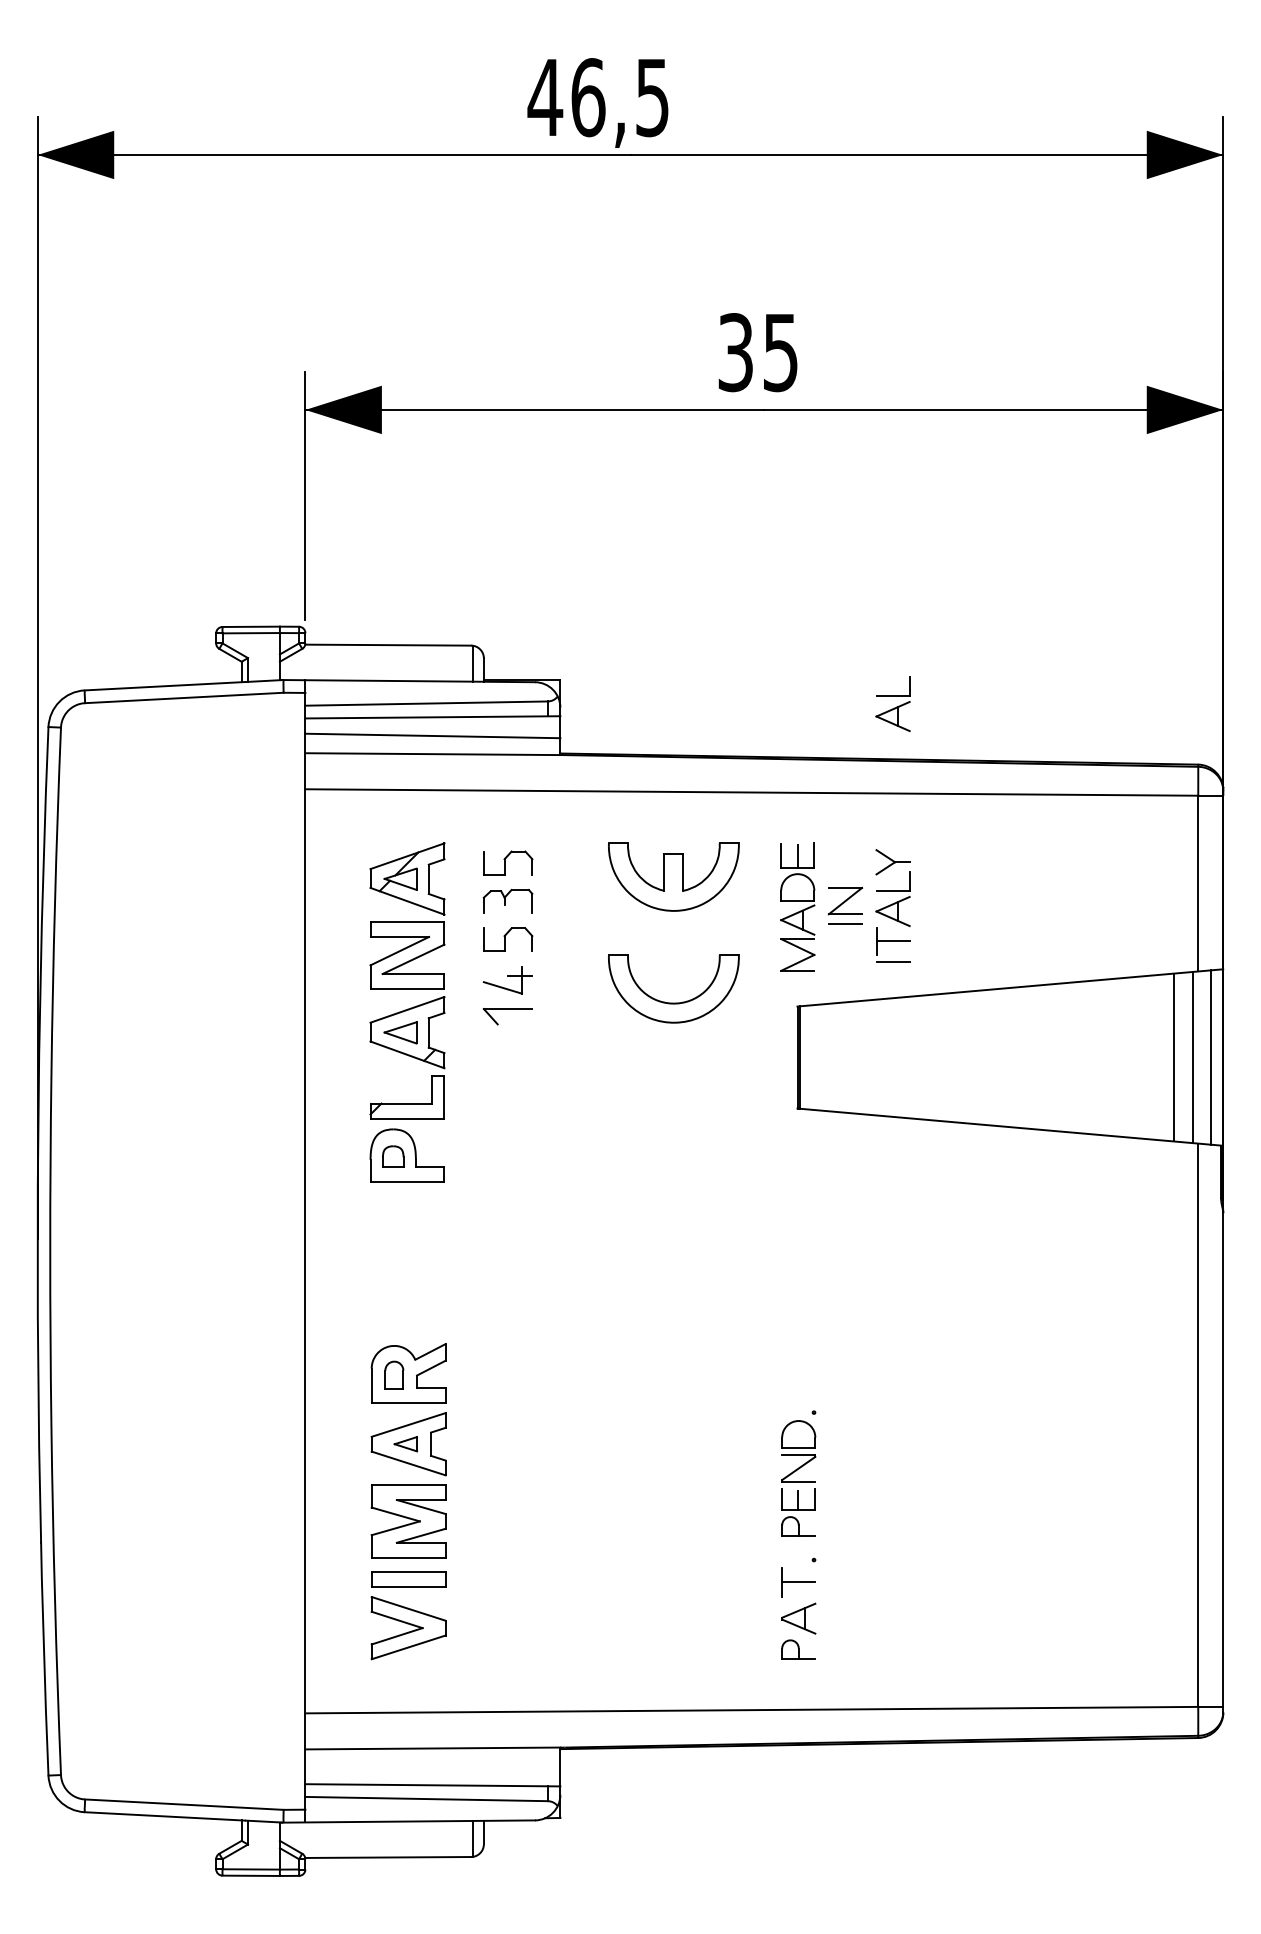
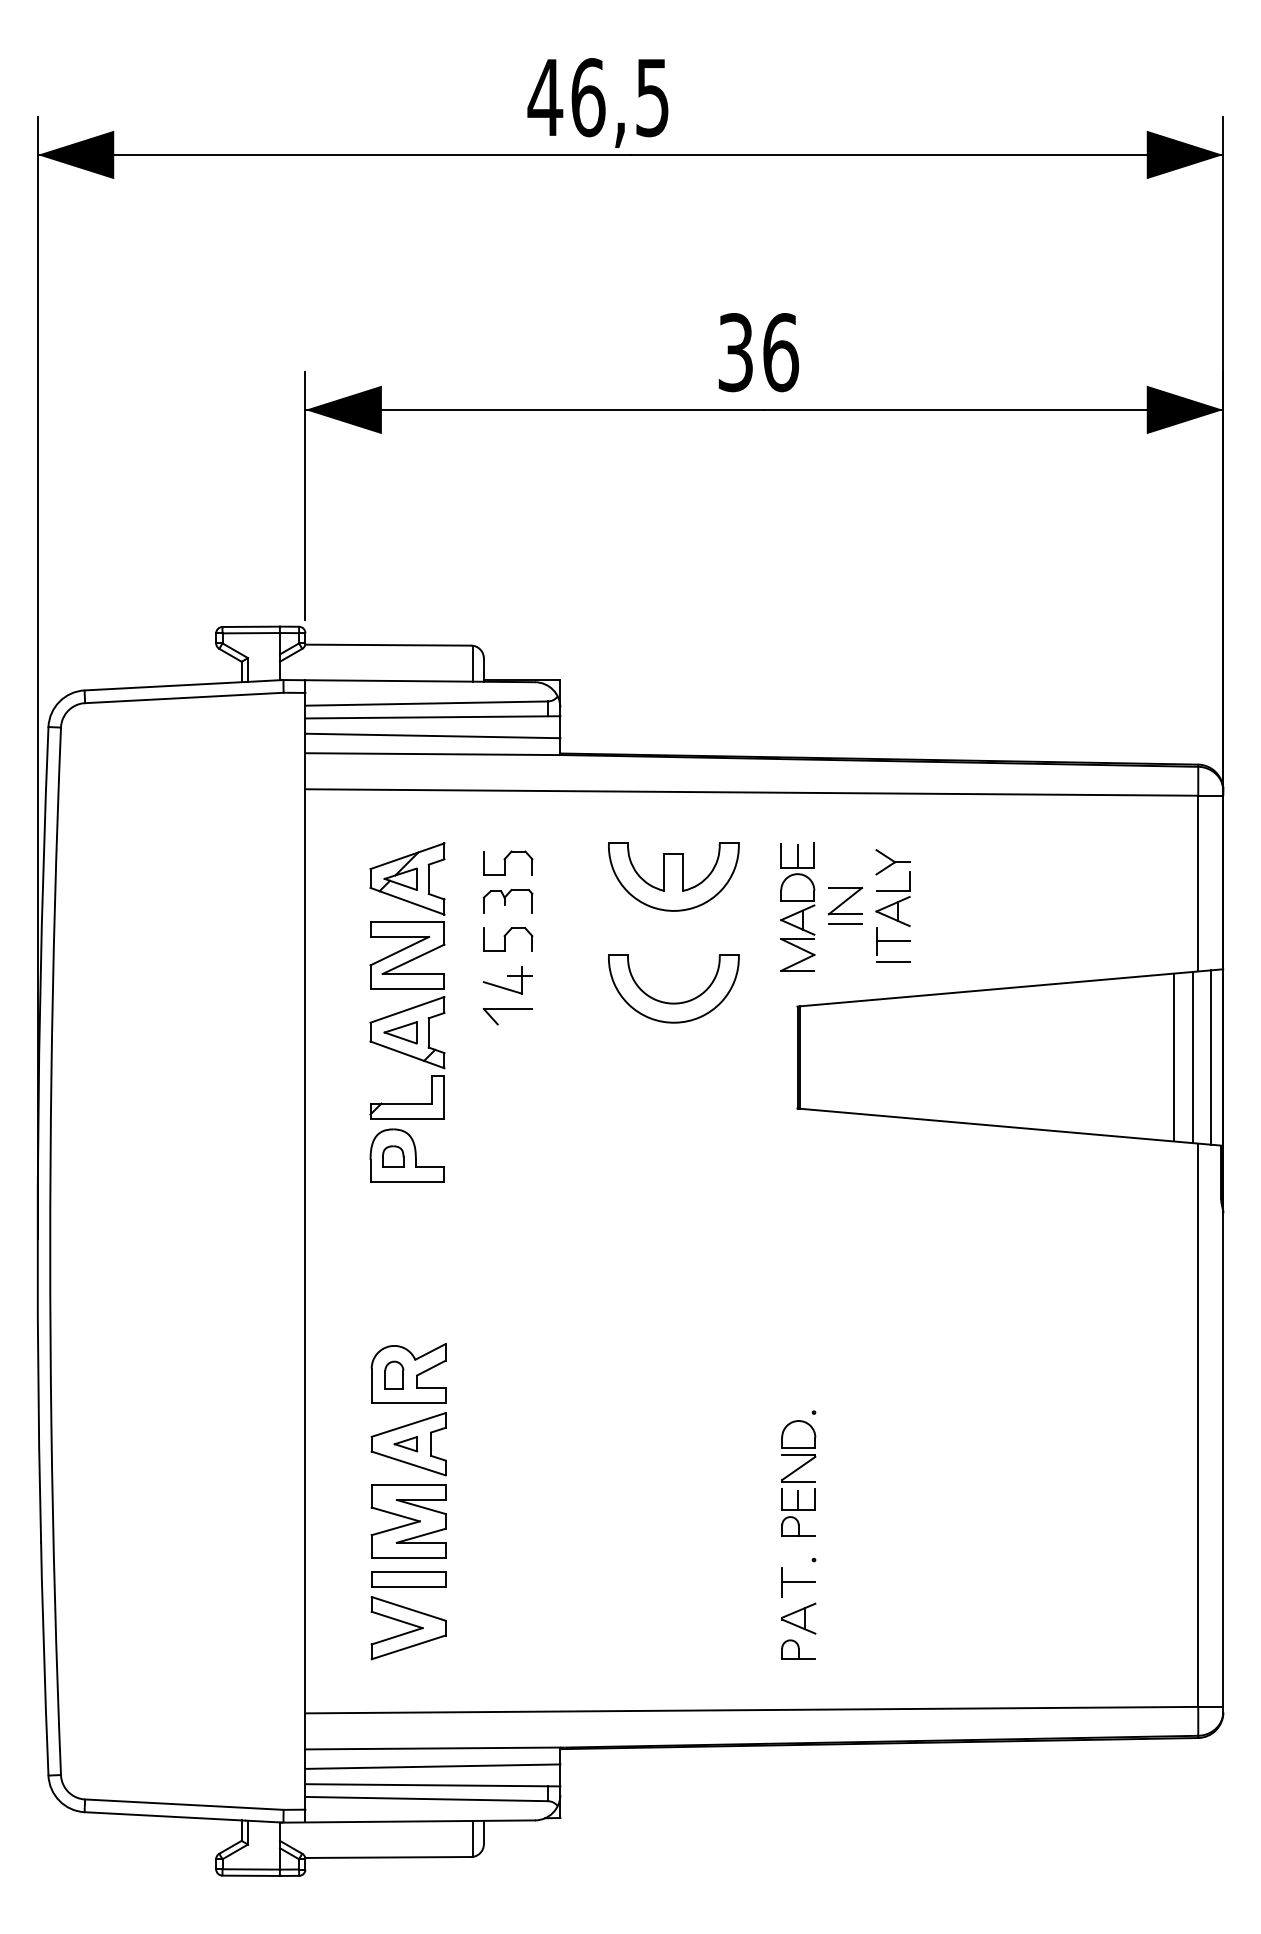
text: 35 -> 36 (781, 352)
part: present -> none (892, 703)
line: none -> present (432, 1766)
